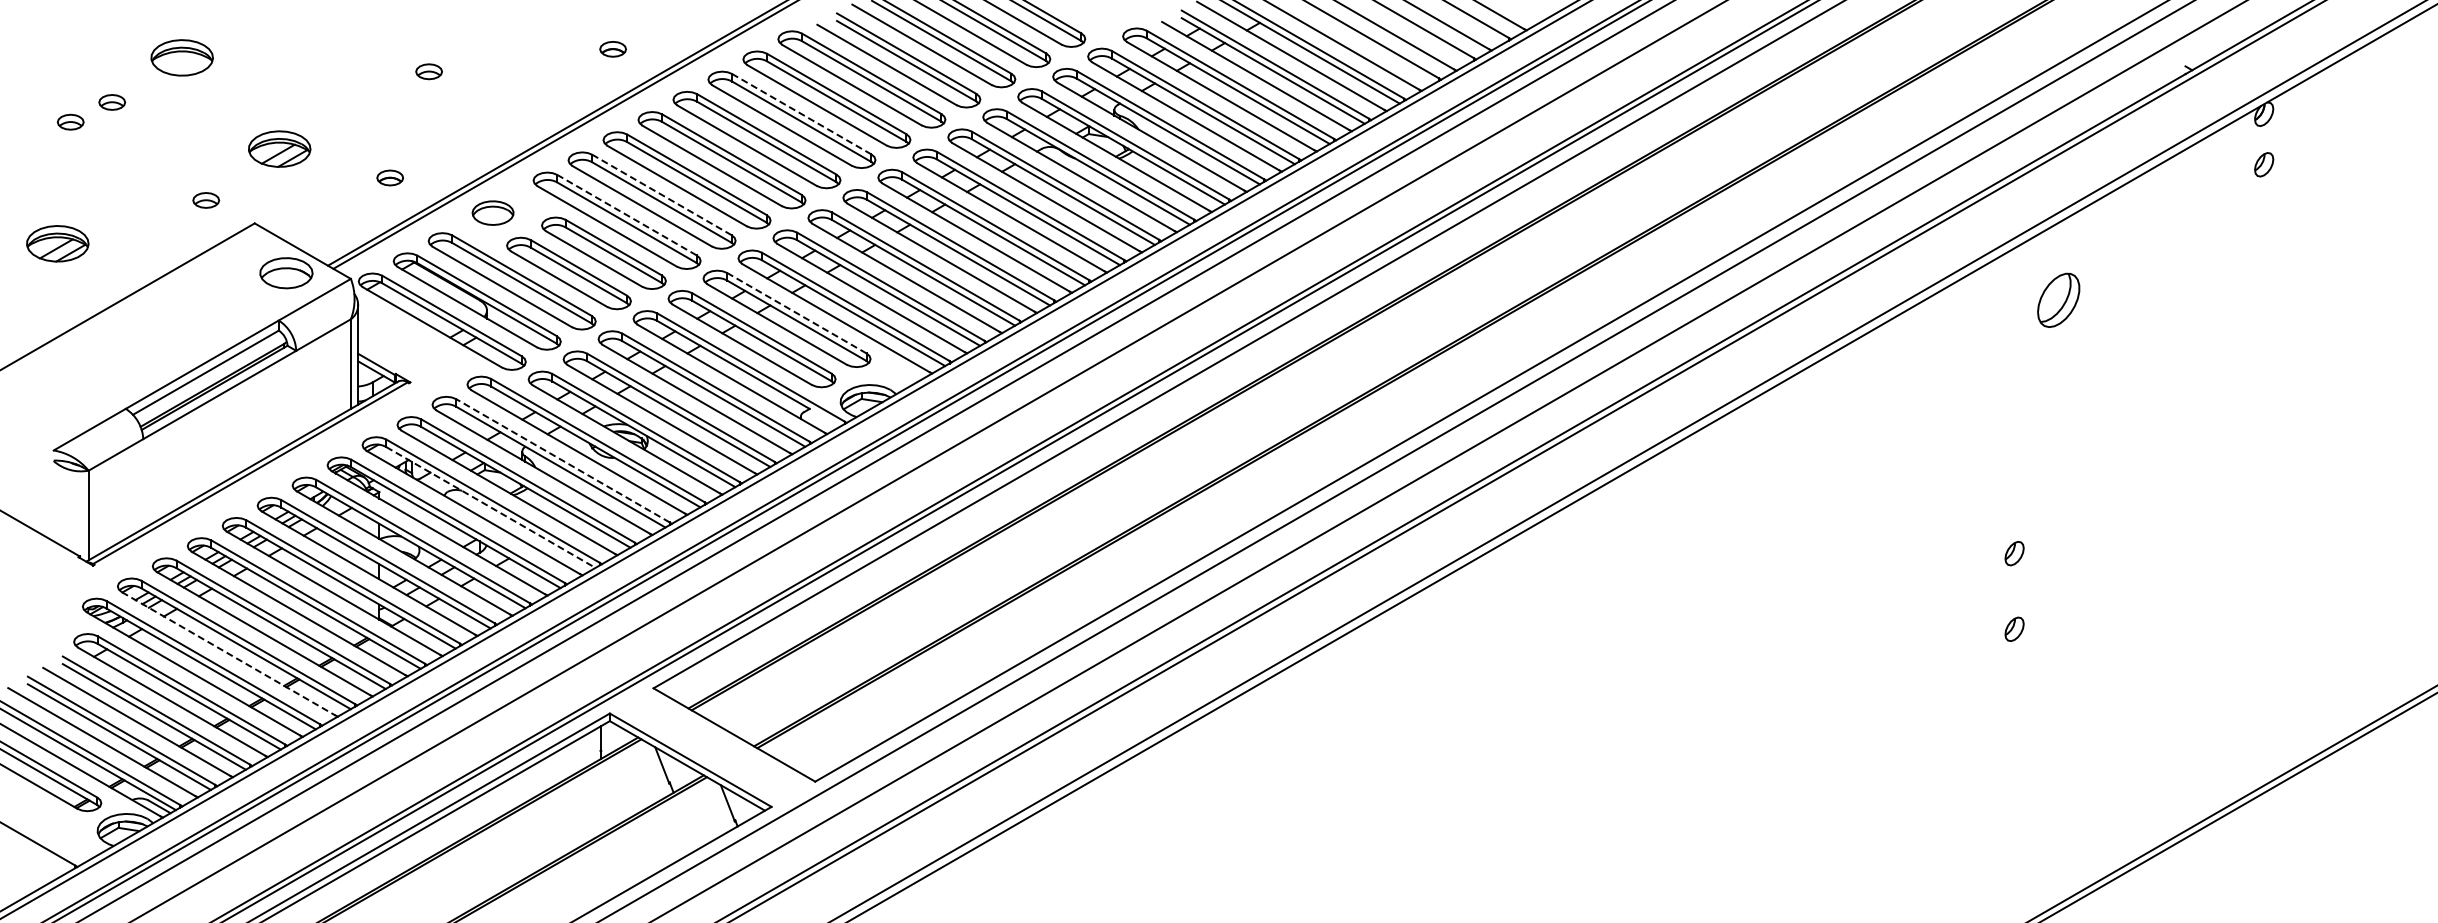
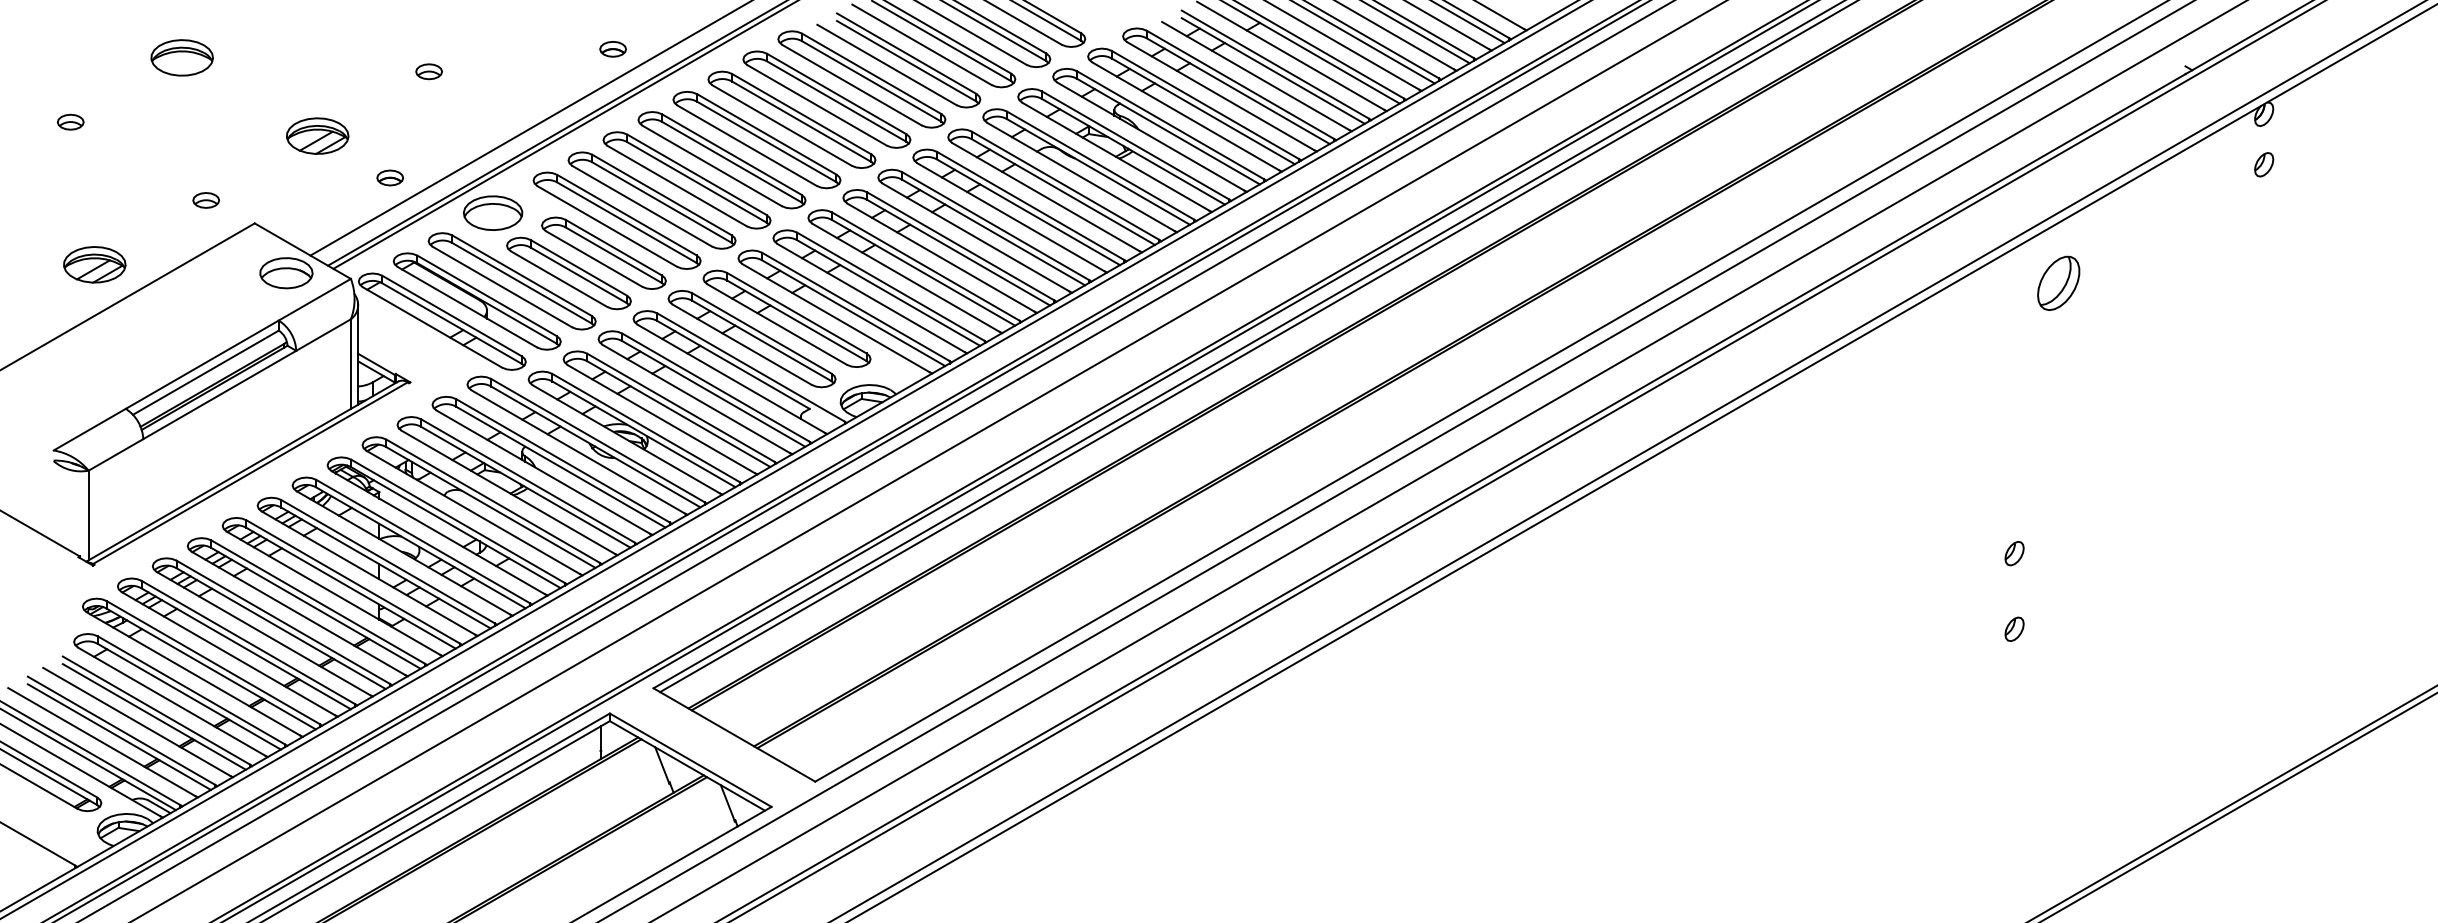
line: none -> present (1468, 22)
line: none -> present (1416, 32)
line: none -> present (1364, 42)
part: present -> none (112, 102)
line: dashed -> solid (801, 113)
line: none -> present (529, 128)
part position: (279, 148) -> (317, 135) (317, 135)
line: dashed -> solid (661, 194)
part size: 44x26 px -> 62x36 px (492, 212)
line: dashed -> solid (626, 214)
part position: (57, 243) -> (94, 264) (94, 264)
part position: (2058, 299) -> (2058, 282) (2058, 282)
line: dashed -> solid (796, 312)
line: none -> present (1257, 347)
line: dashed -> solid (562, 460)
line: dashed -> solid (490, 507)
line: dashed -> solid (229, 654)
